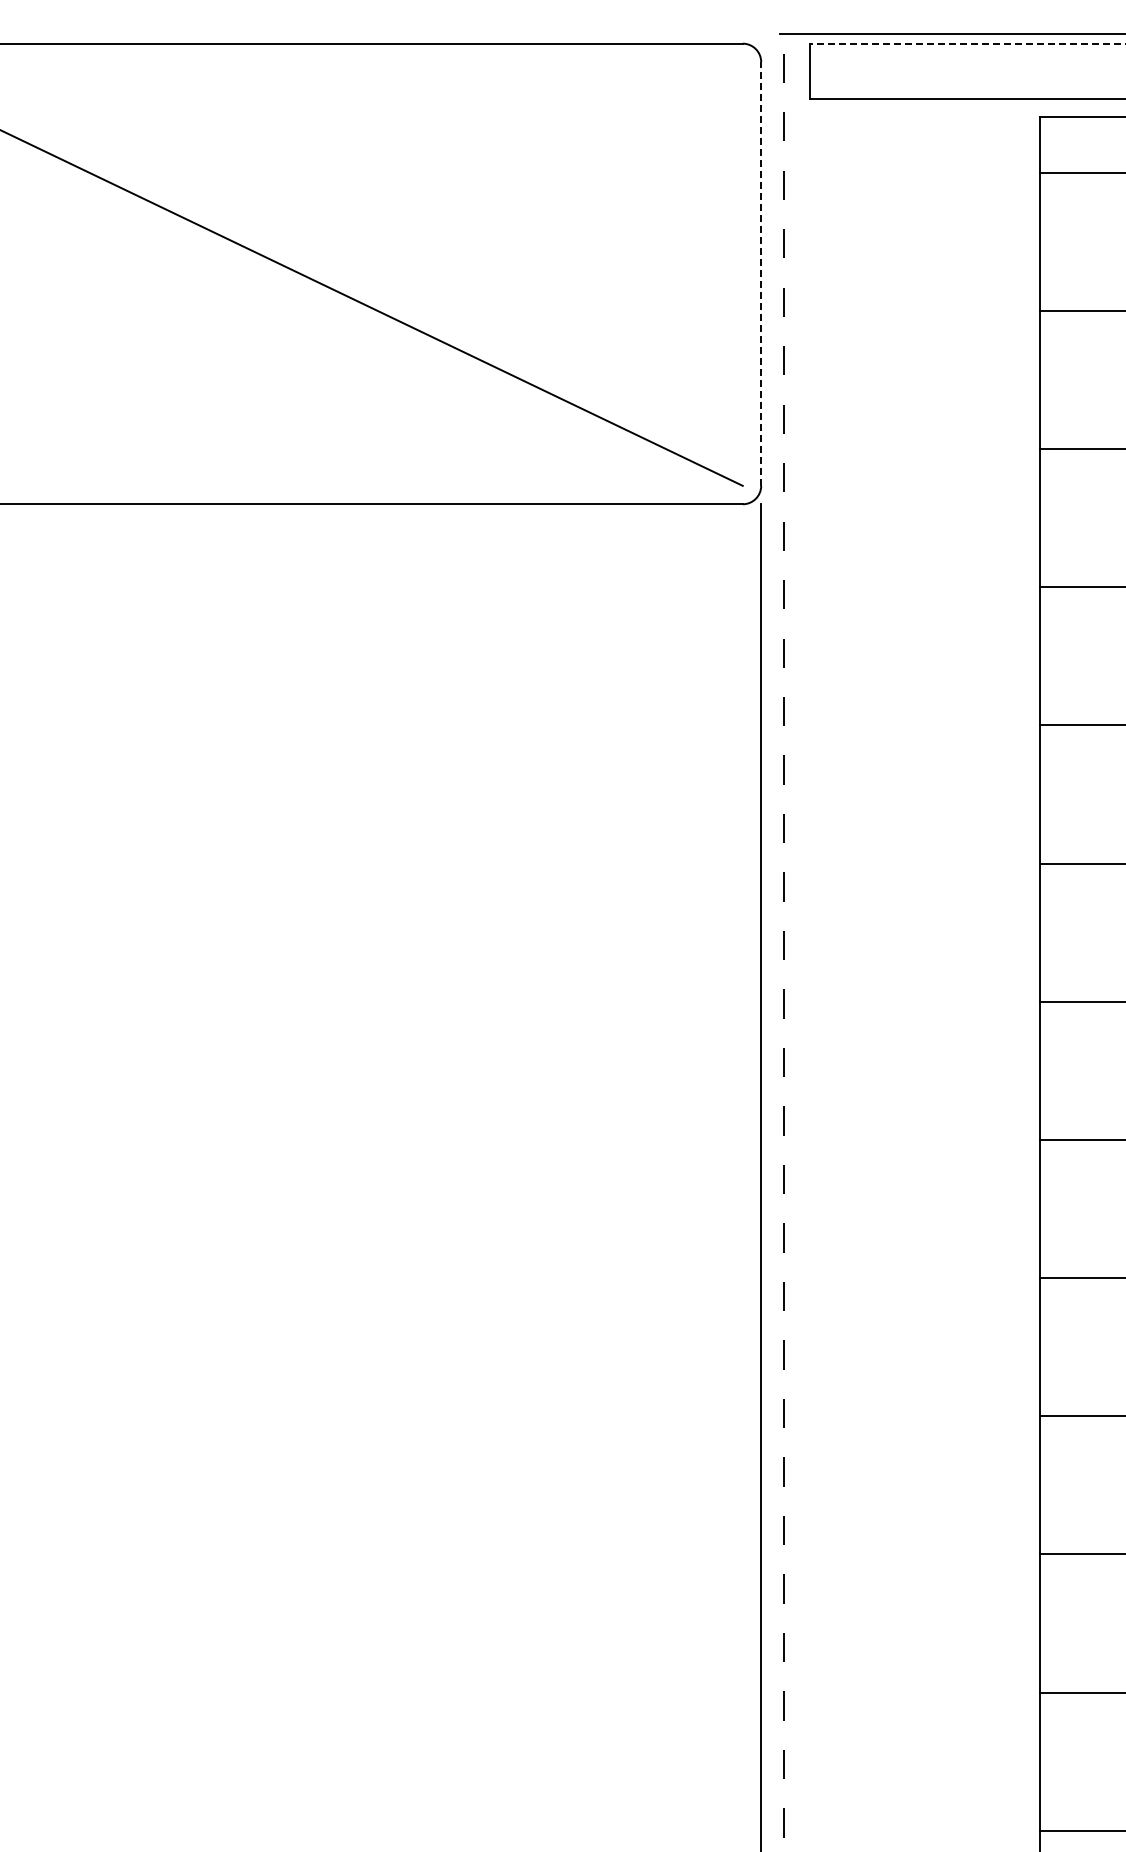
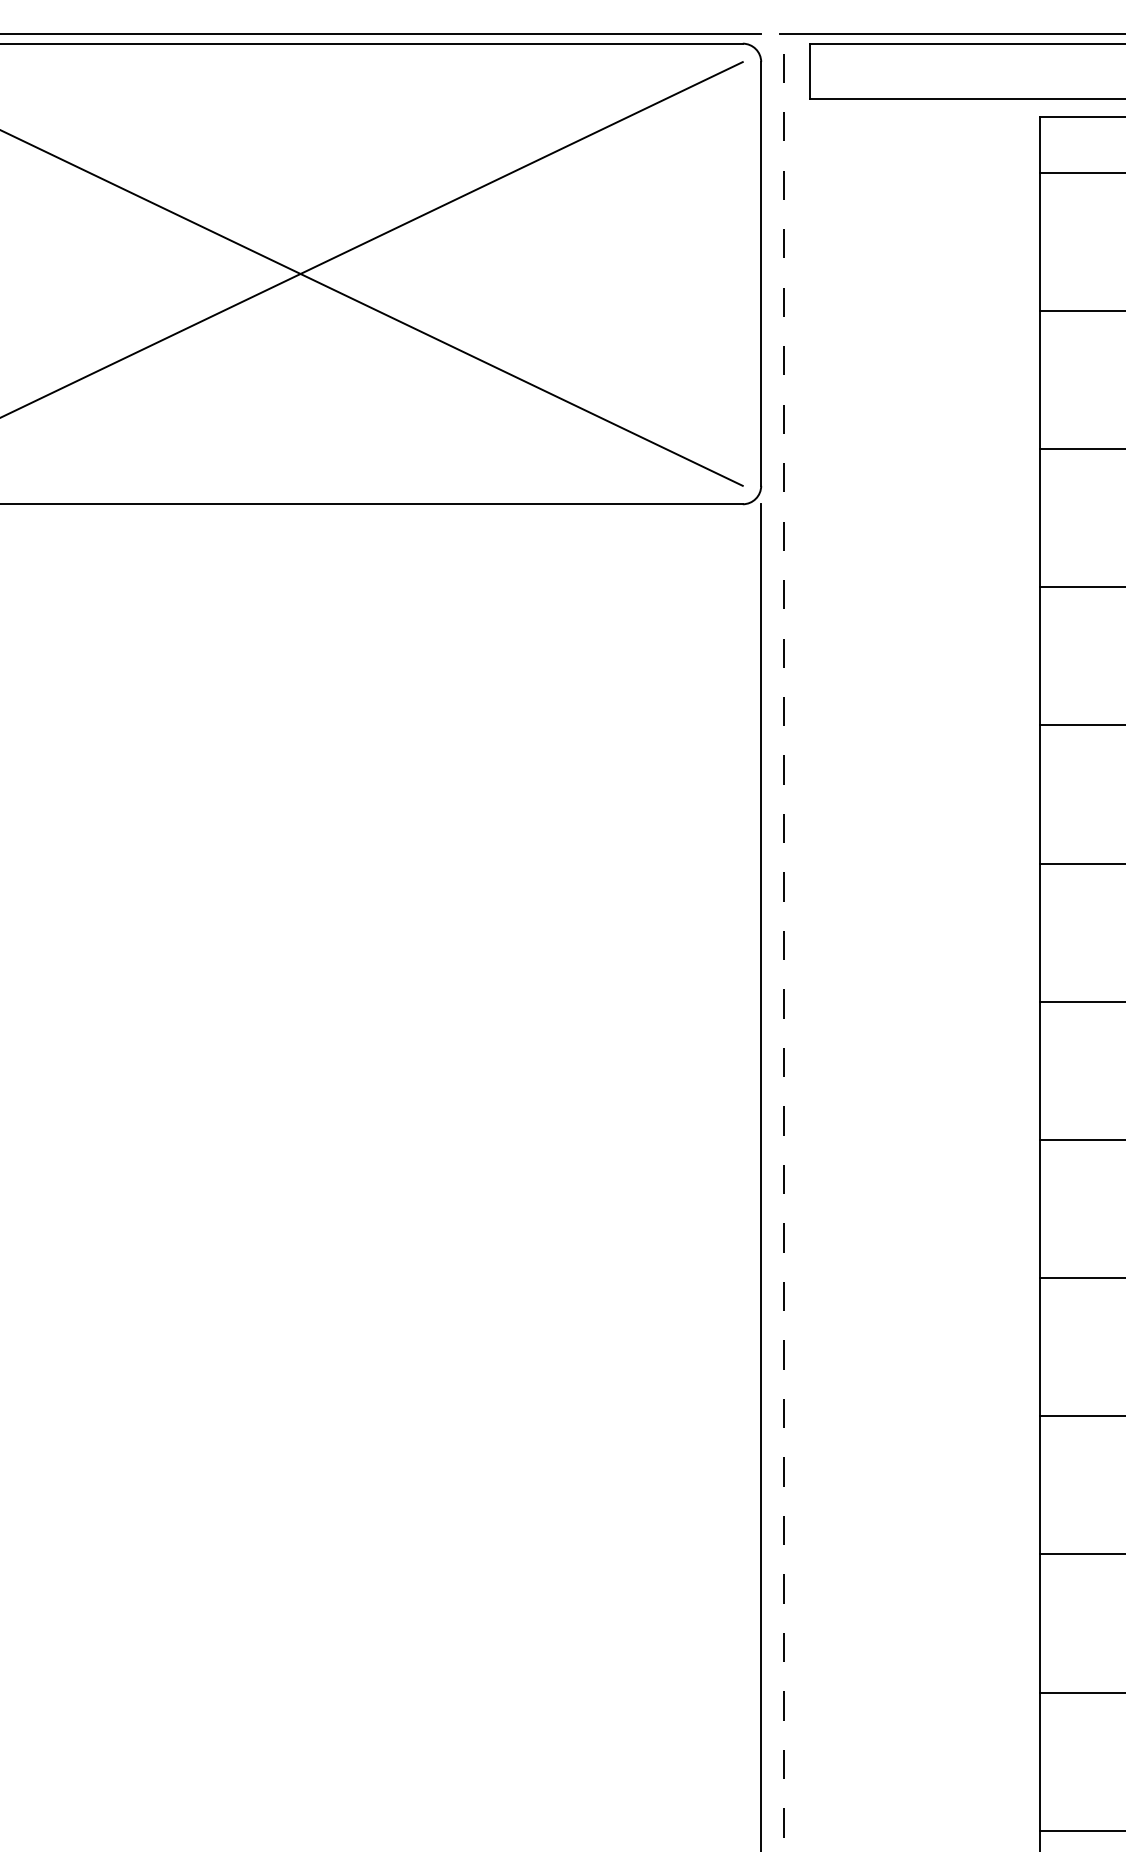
line: none -> present (381, 34)
line: dashed -> solid (967, 43)
line: none -> present (372, 239)
line: dashed -> solid (761, 273)
